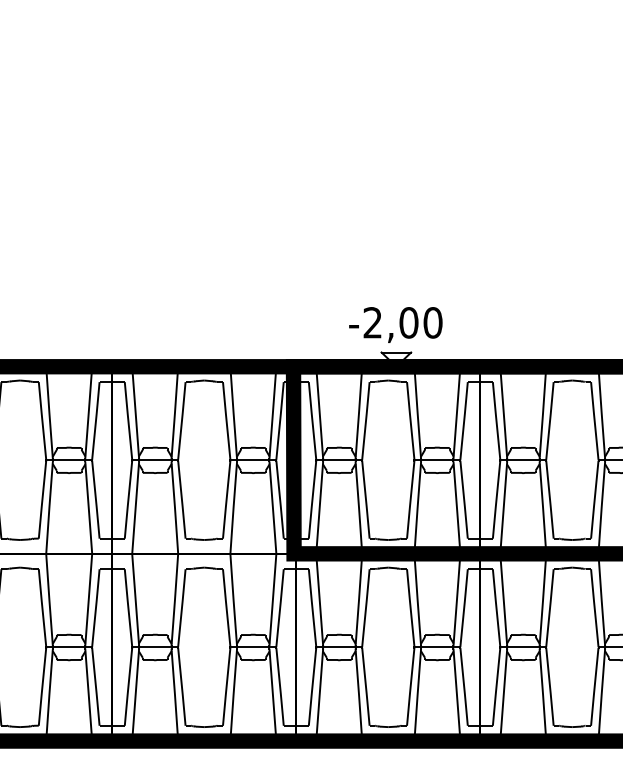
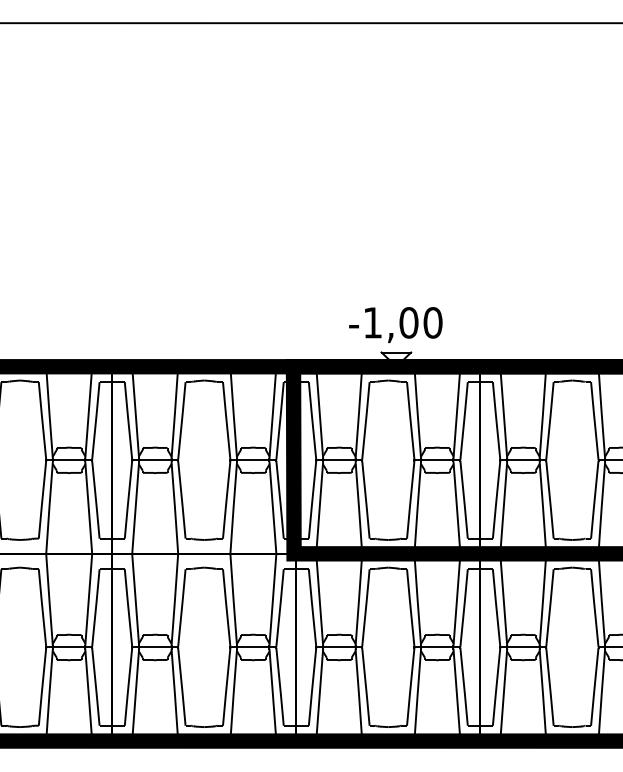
line: none -> present (310, 23)
text: -2,00 -> -1,00 (372, 322)
